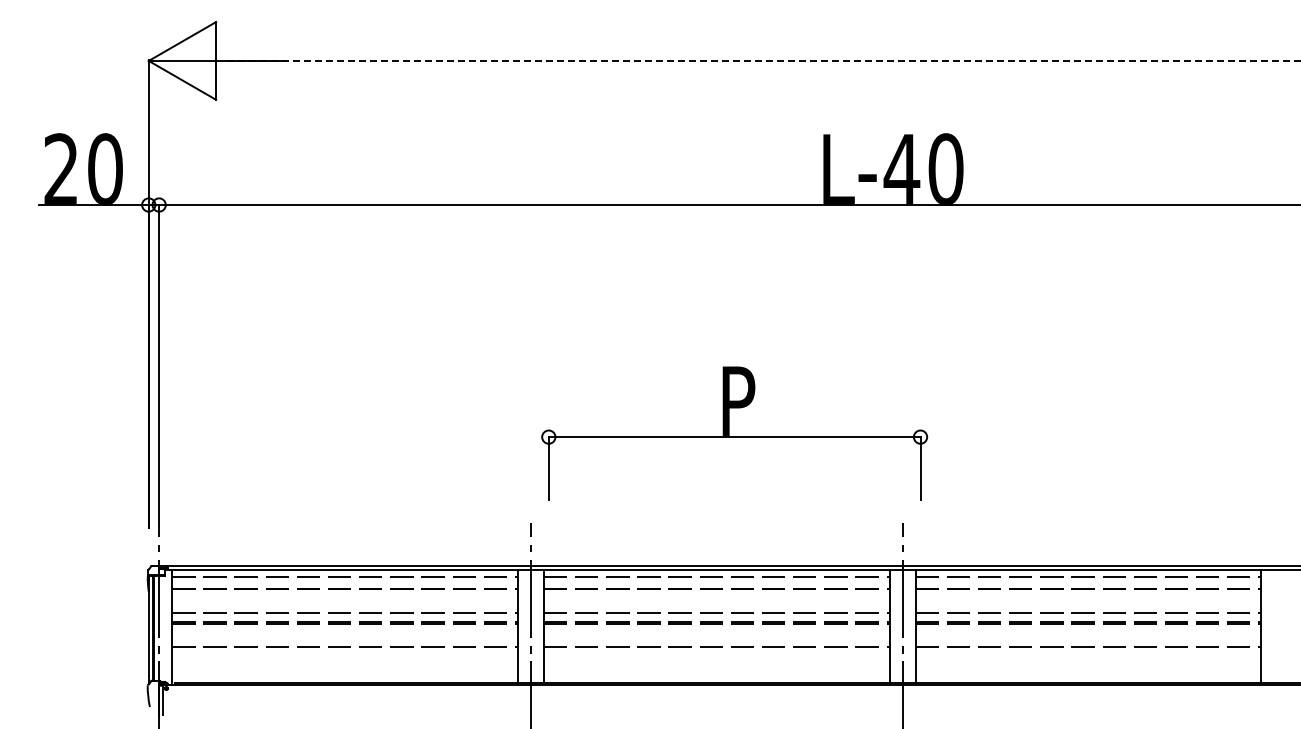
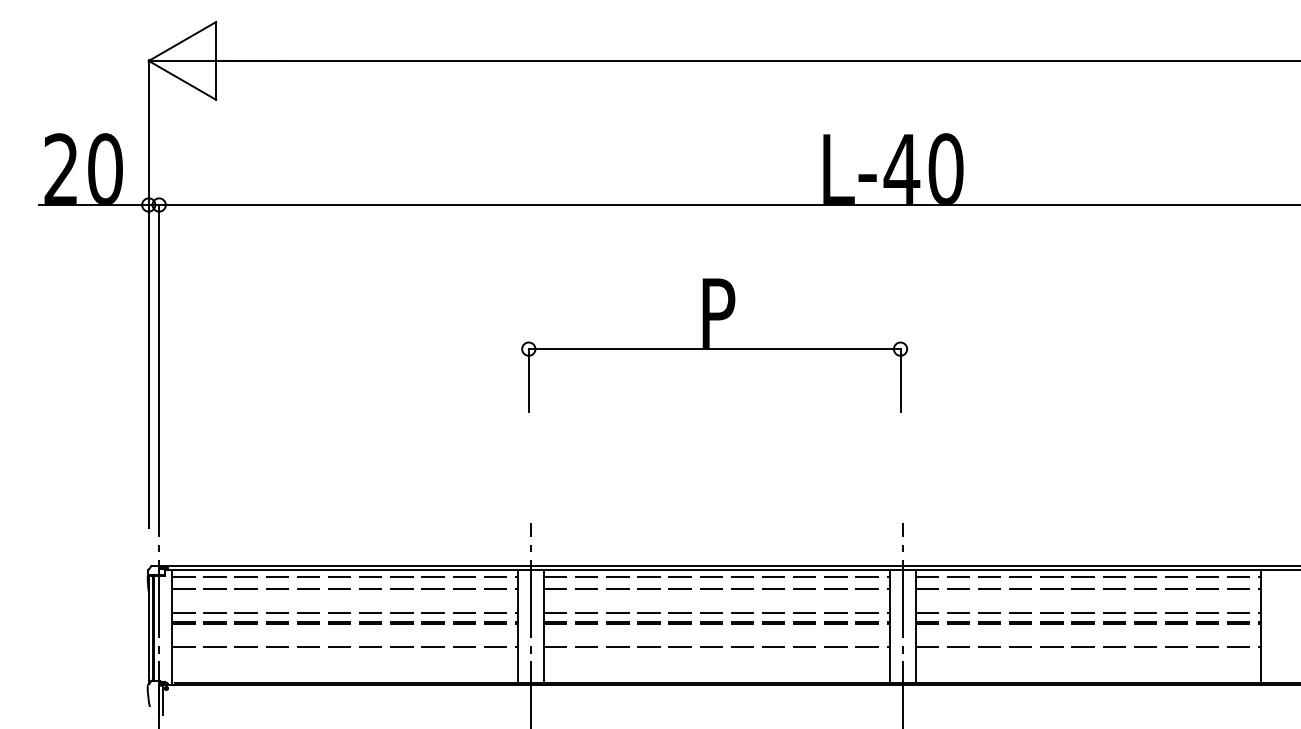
line: dashed -> solid (763, 60)
part position: (734, 433) -> (714, 345) (714, 345)
